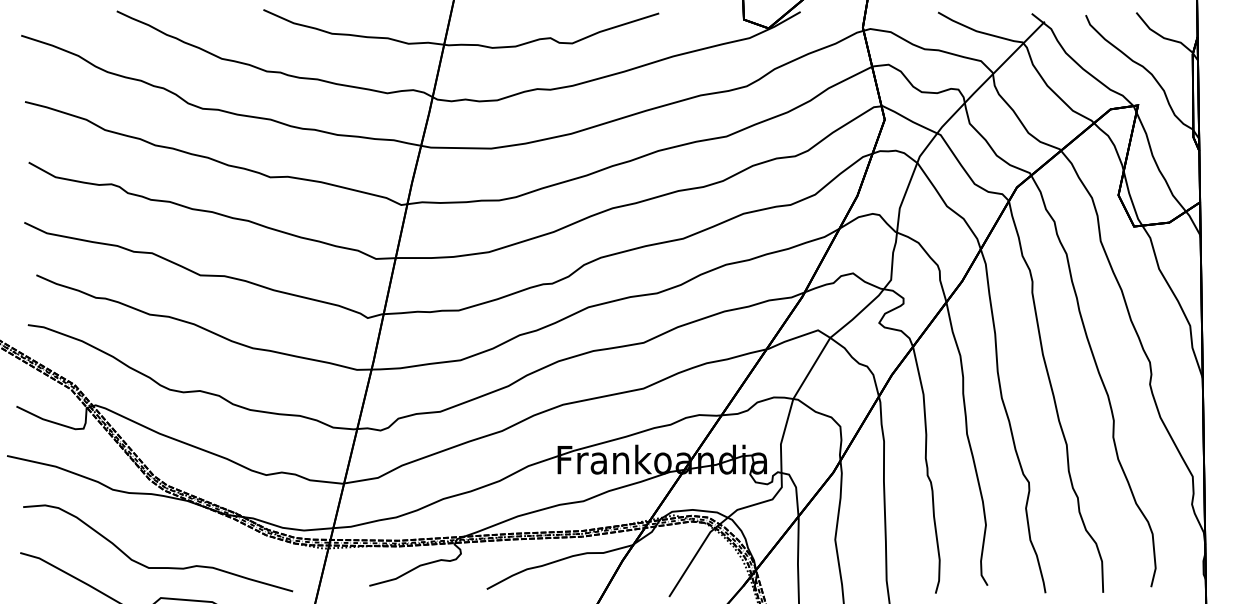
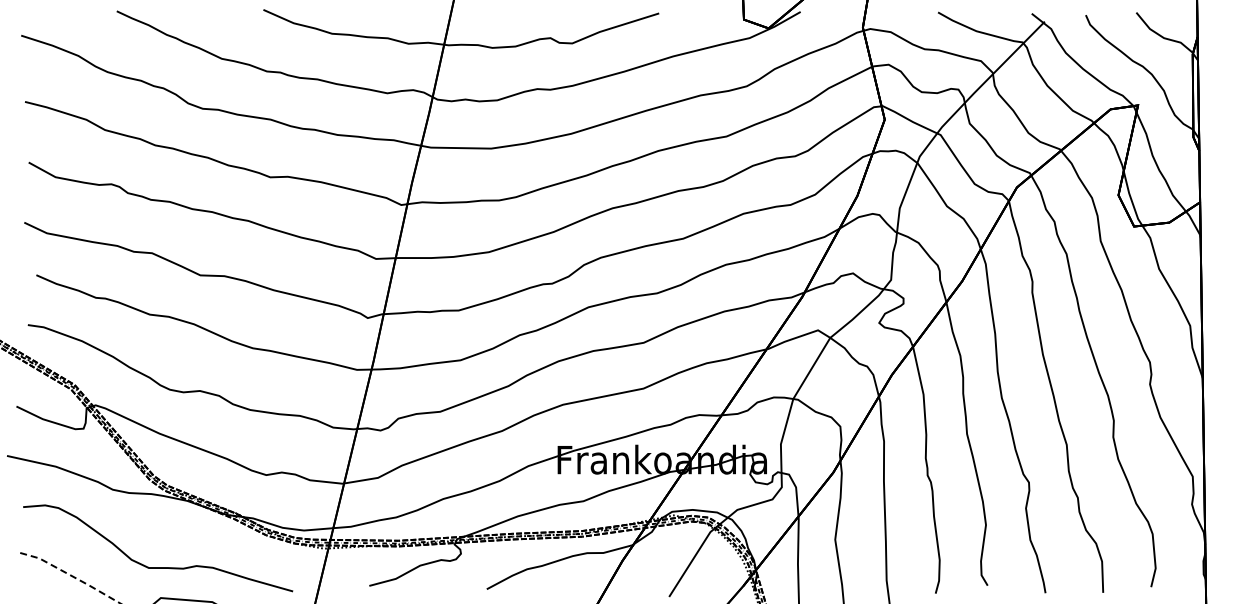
line: solid -> dashed (72, 576)
